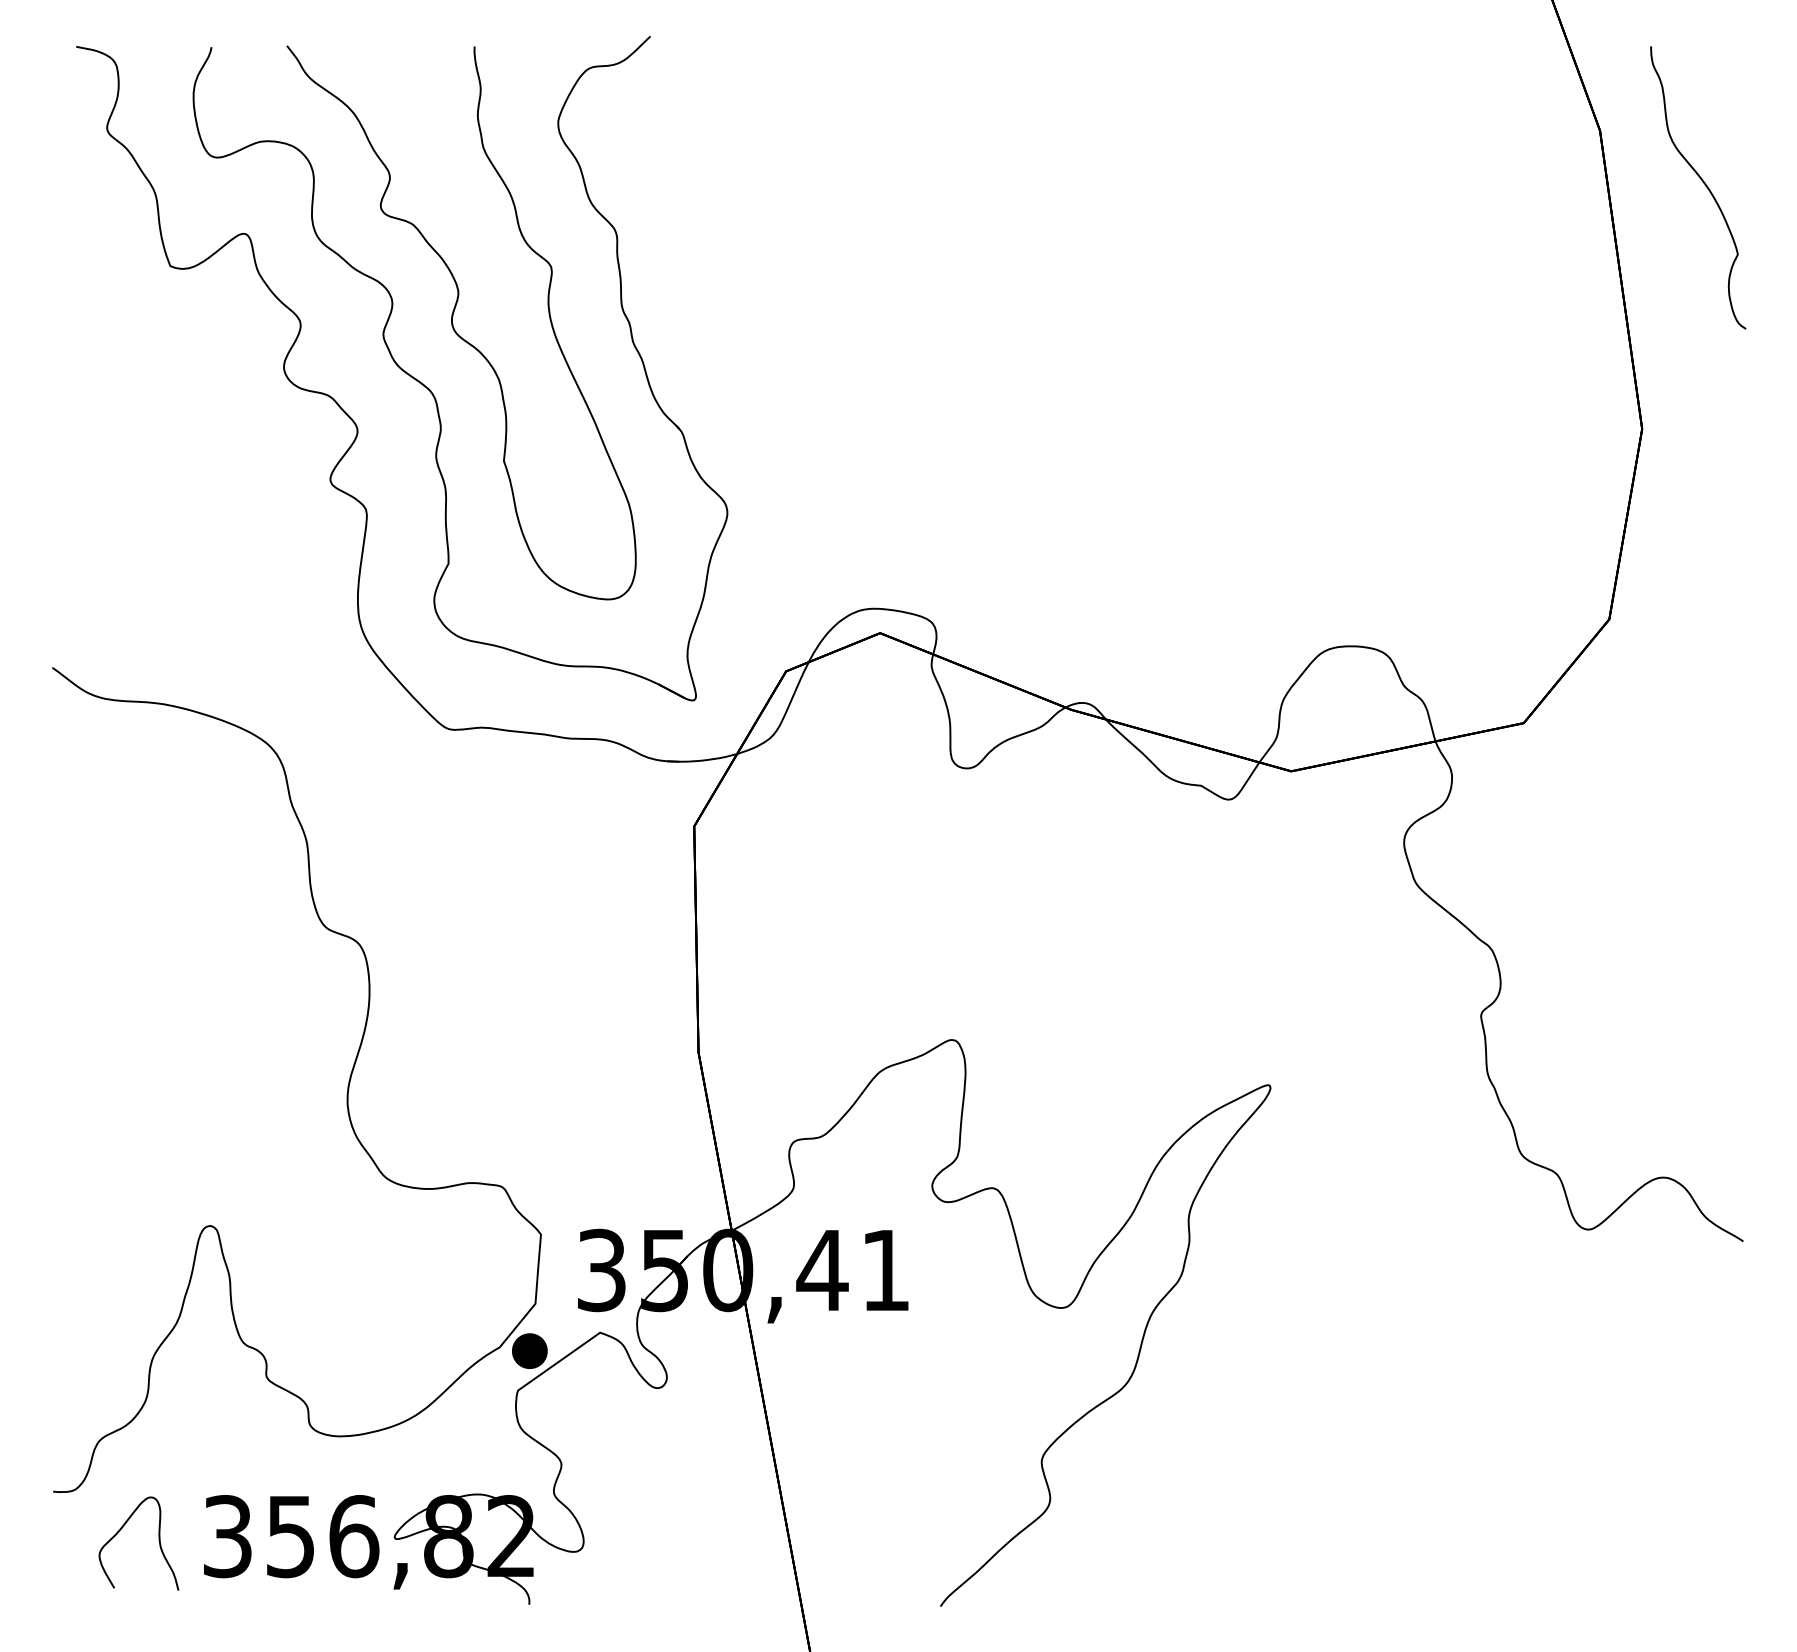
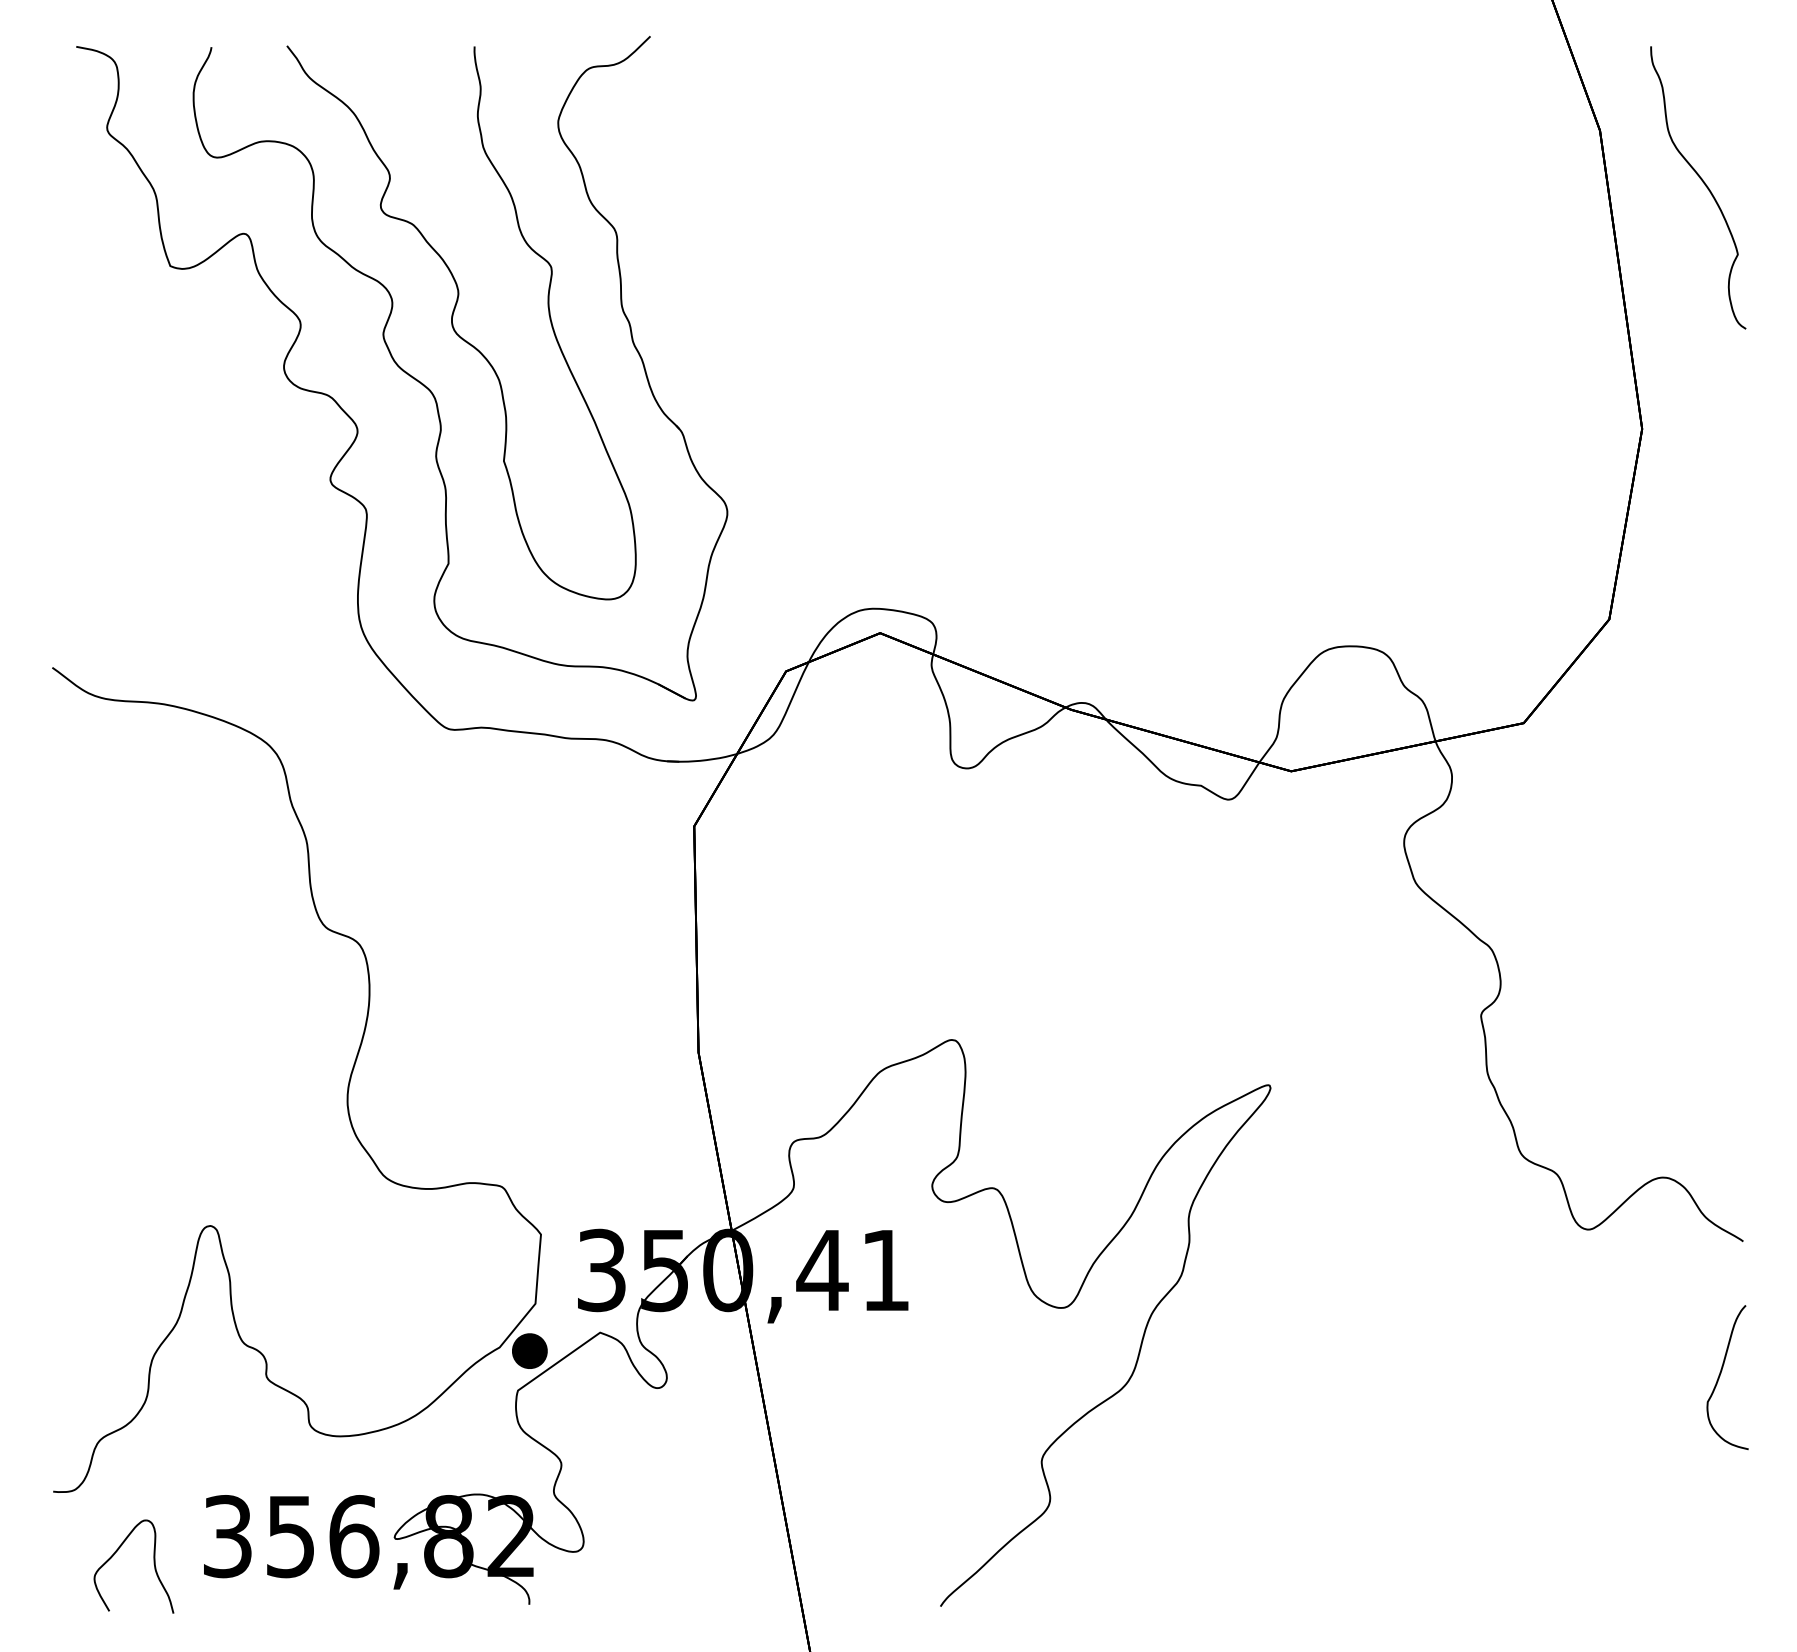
curve: none -> present (1720, 1376)
part position: (158, 1541) -> (153, 1564) (153, 1564)
